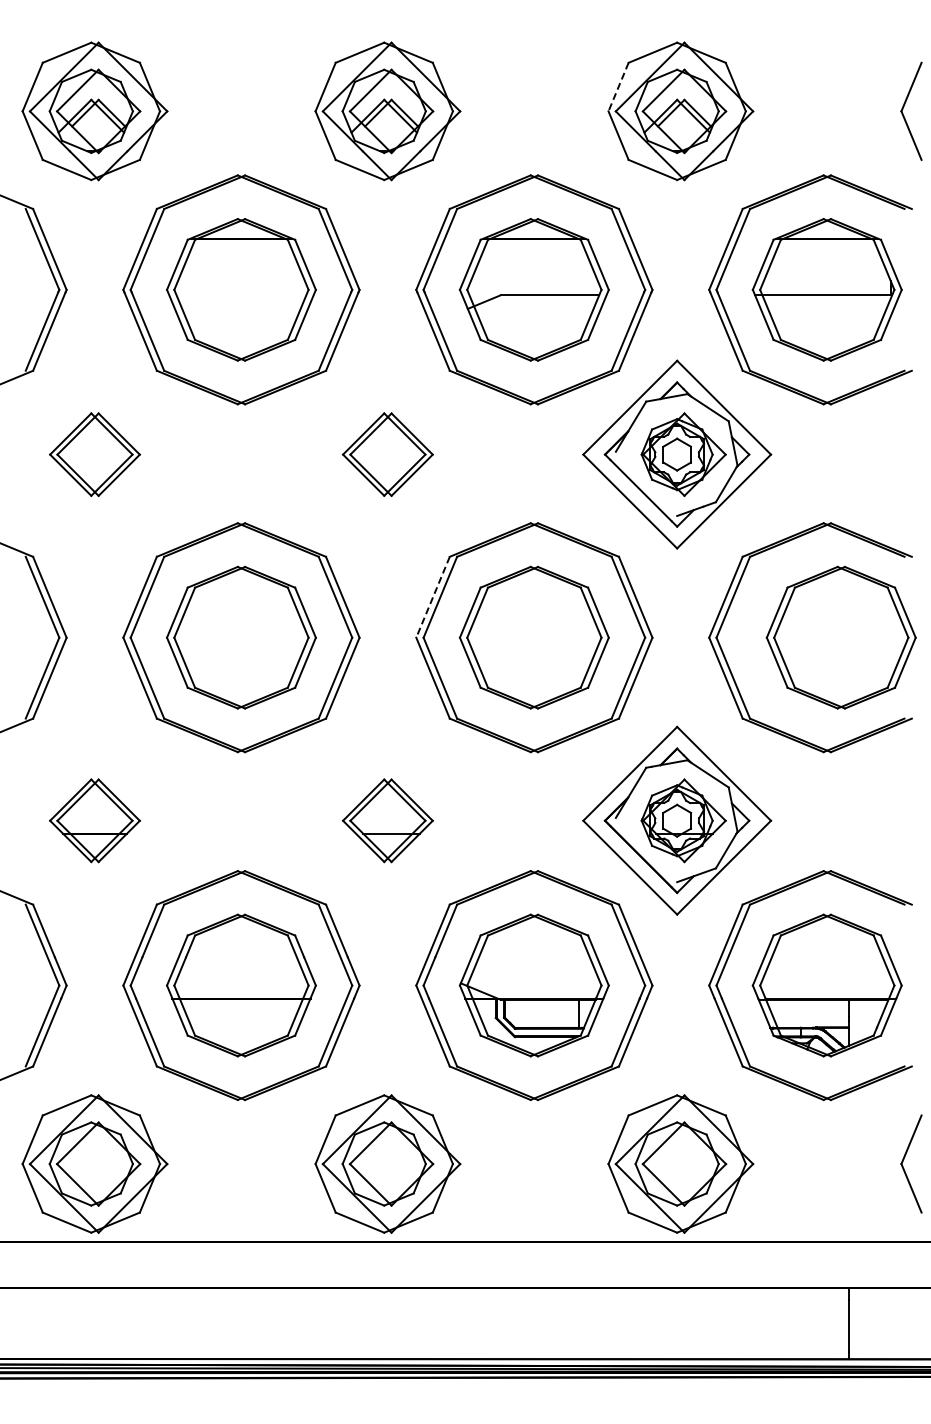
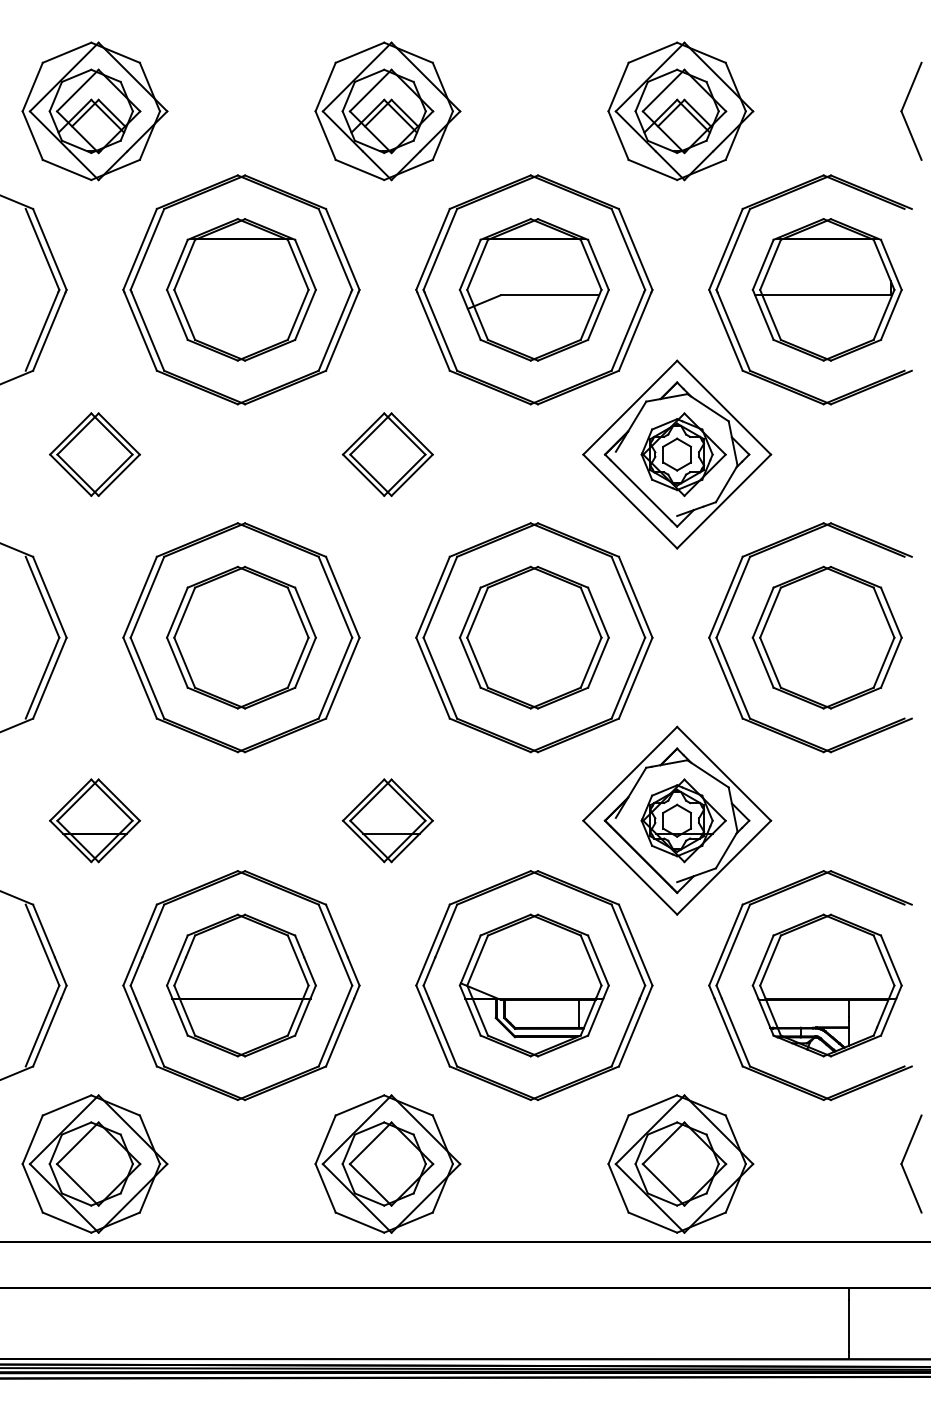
line: dashed -> solid (618, 87)
line: dashed -> solid (433, 597)
part position: (840, 637) -> (826, 637) (826, 637)
